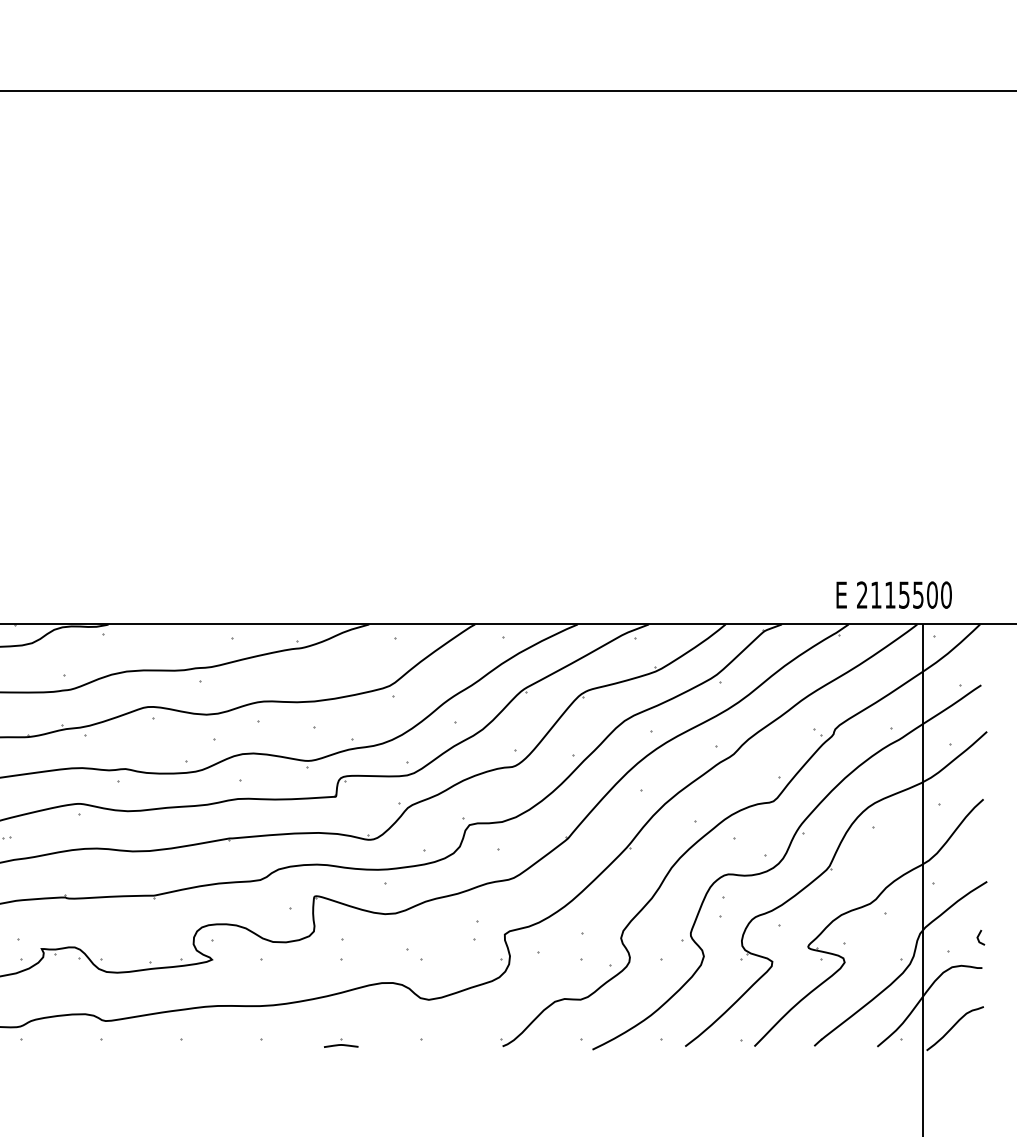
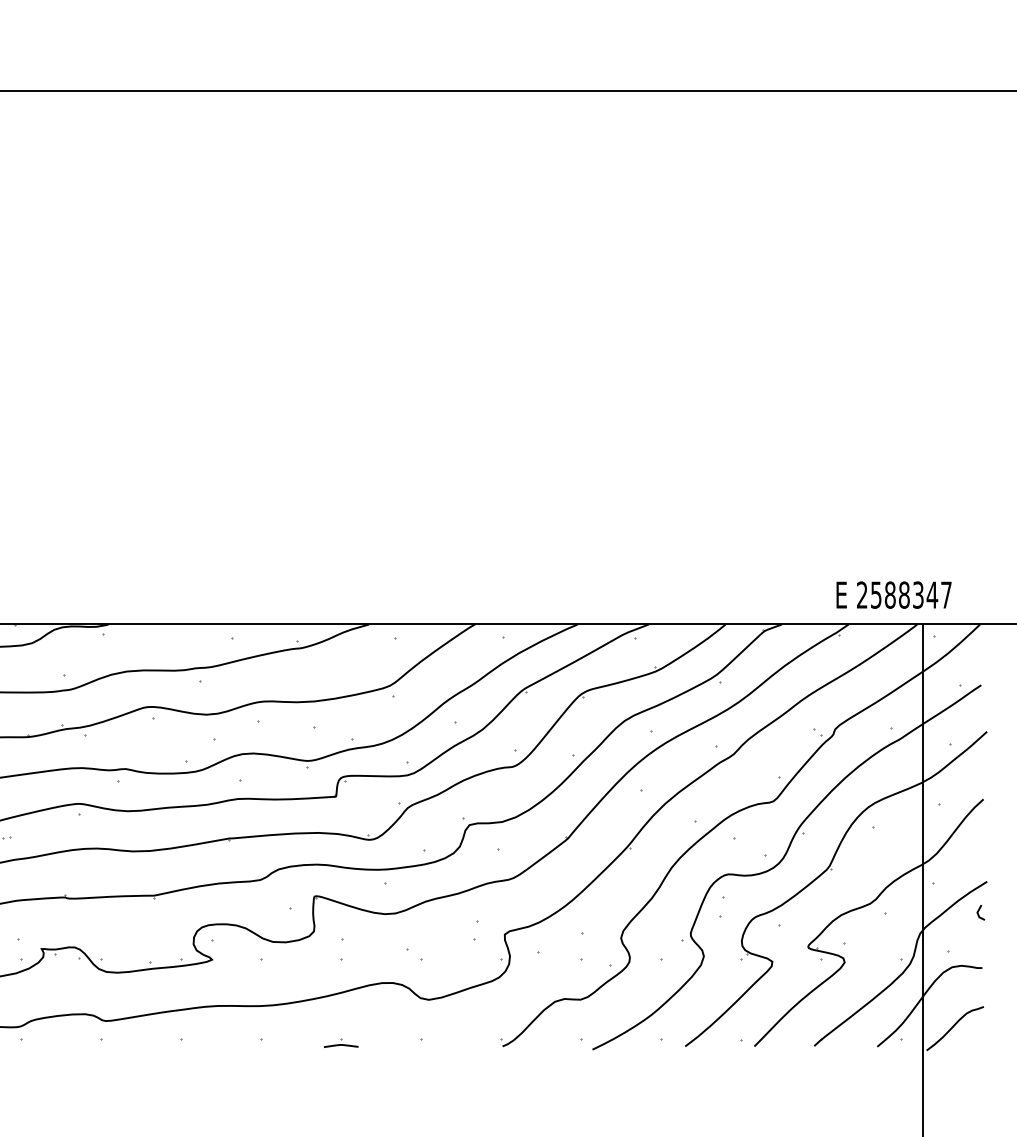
text: 2115500 -> 2588347 (911, 594)
line position: (979, 936) -> (979, 911) (979, 911)
